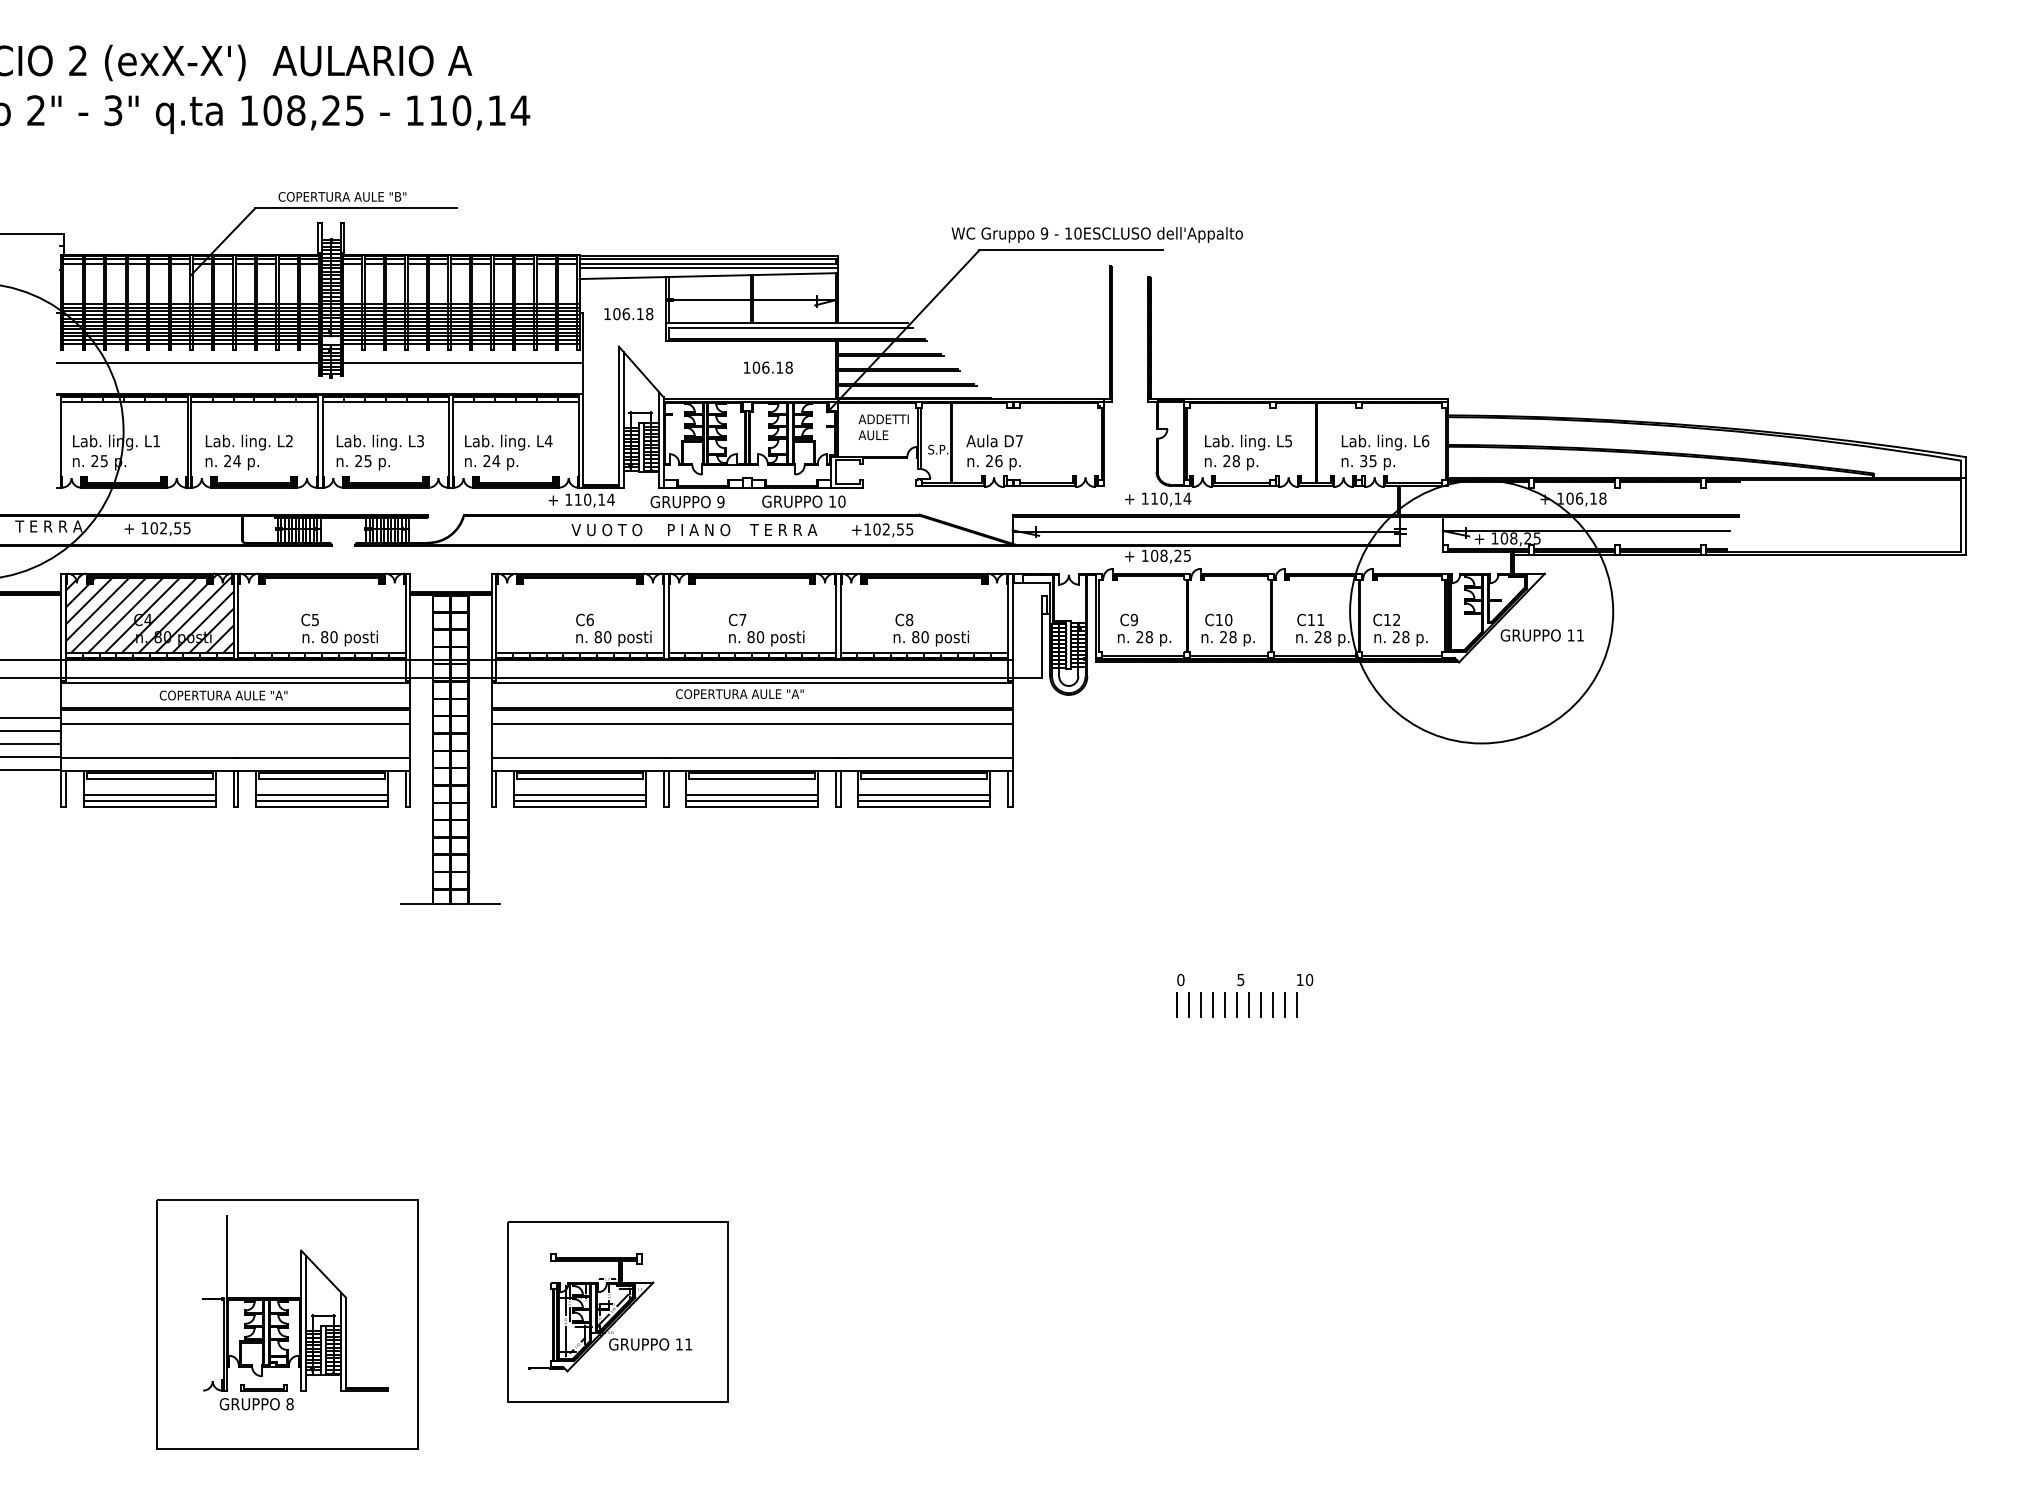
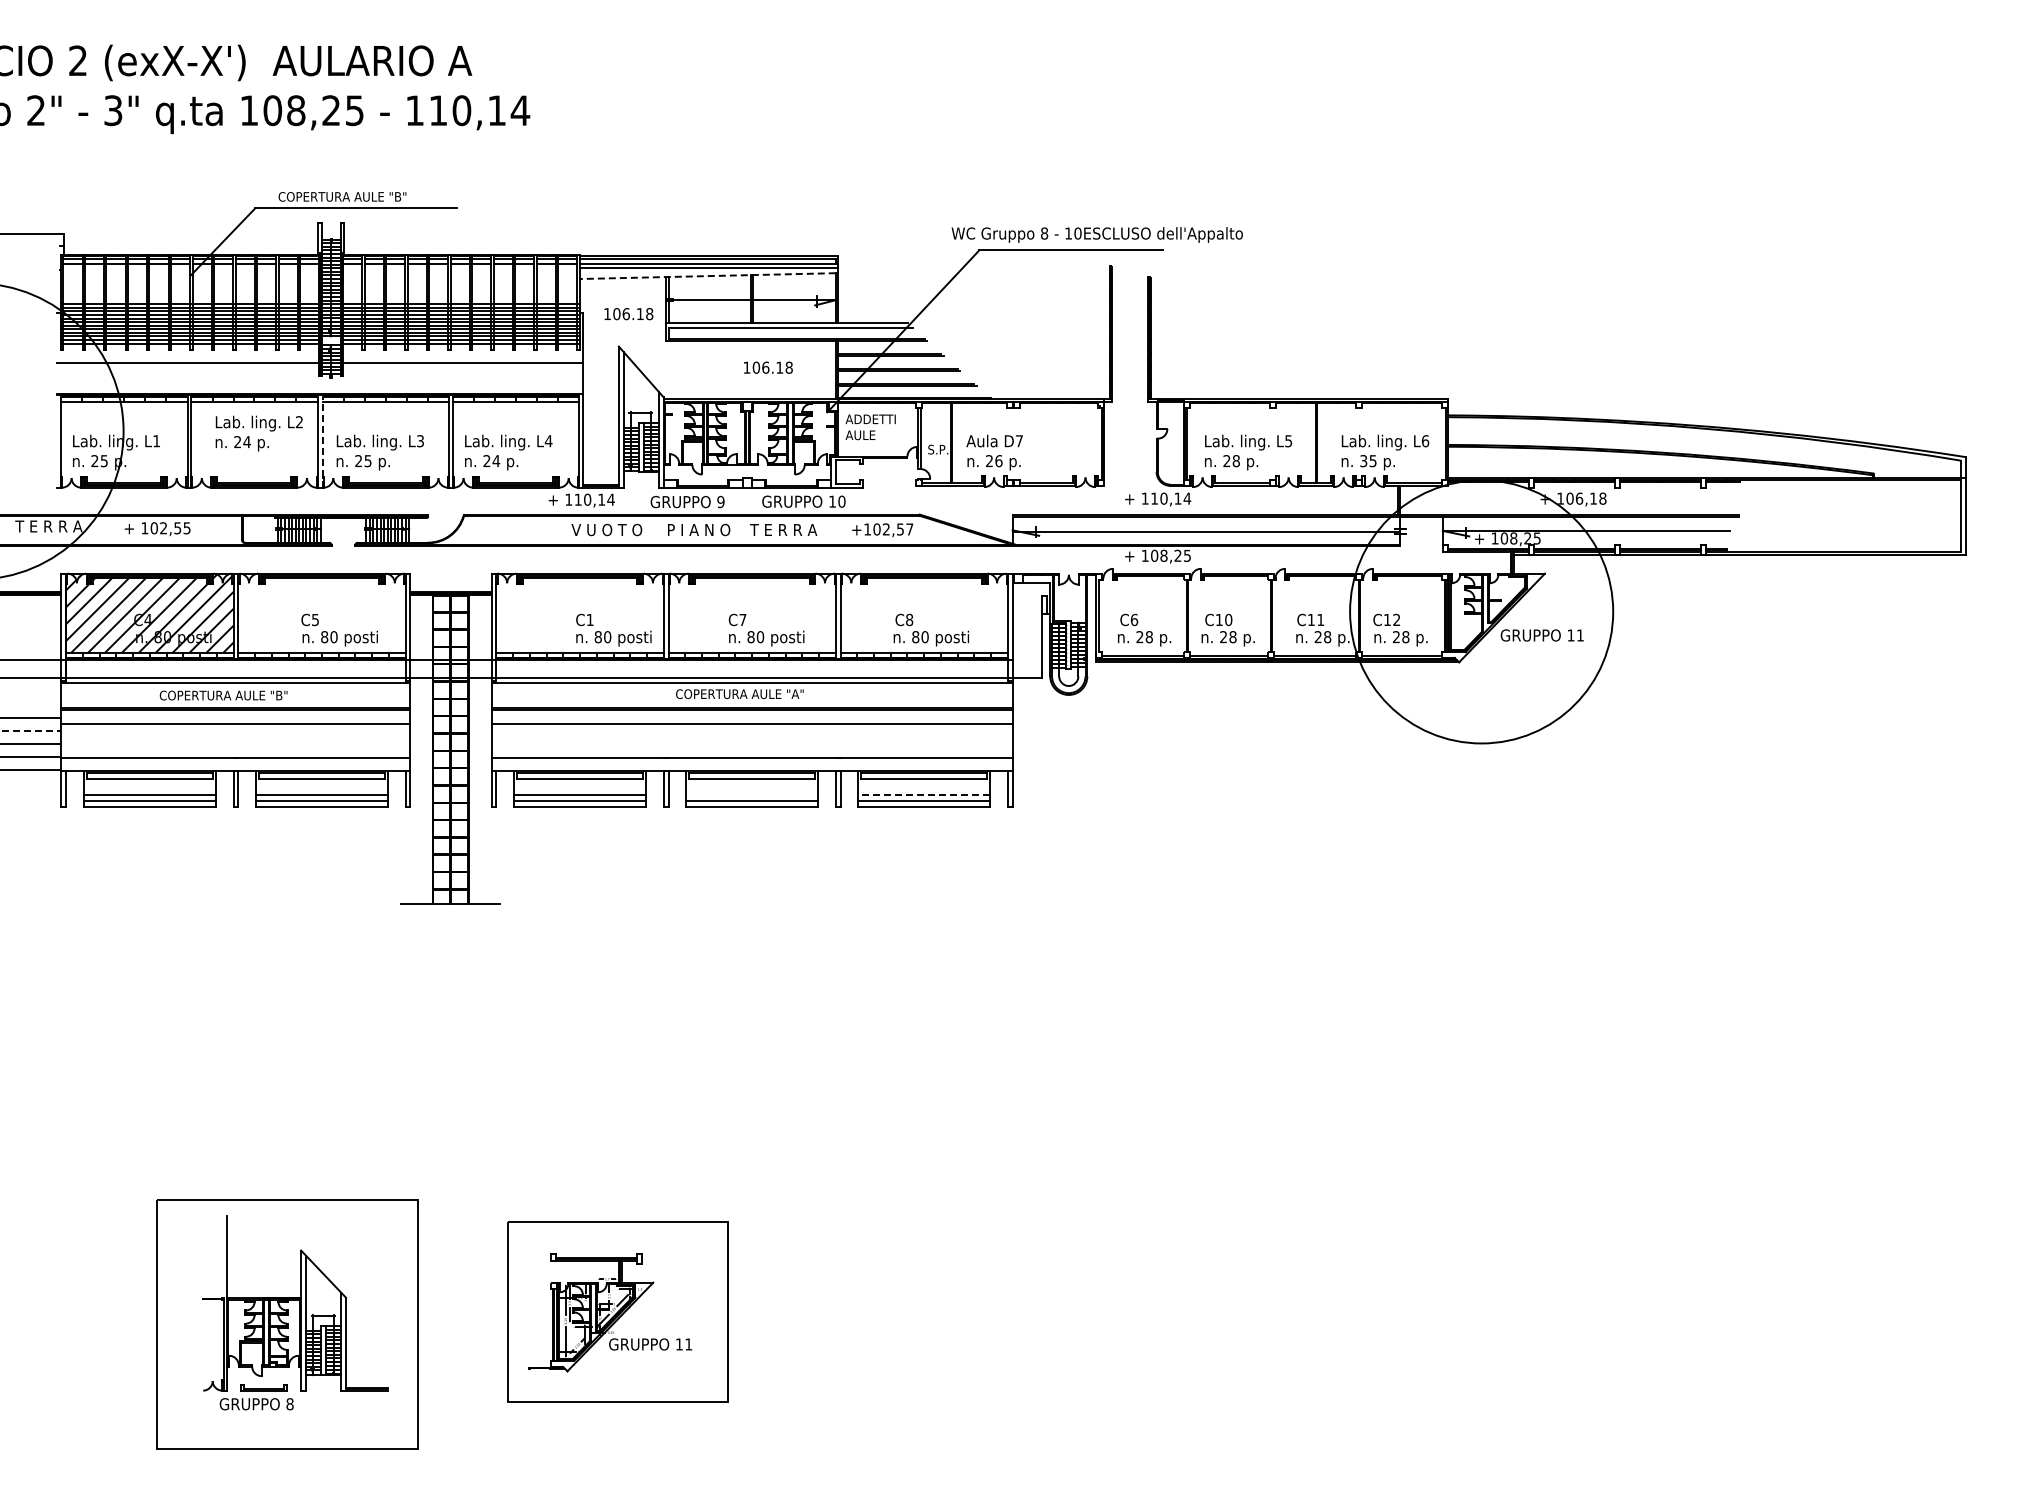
text: 9 -> 8 (1044, 233)
line: solid -> dashed (707, 276)
text position: (883, 427) -> (870, 427) (870, 427)
line: solid -> dashed (322, 441)
text position: (248, 452) -> (258, 433) (258, 433)
text: +102,55 -> +102,57 (909, 529)
text: C6 -> C1 (589, 619)
text: C9 -> C6 (1134, 619)
text: COPERTURA AULE "A" -> COPERTURA AULE "B" (278, 695)
line: solid -> dashed (30, 730)
line: present -> none (751, 794)
line: solid -> dashed (924, 794)
part: present -> none (1244, 995)
